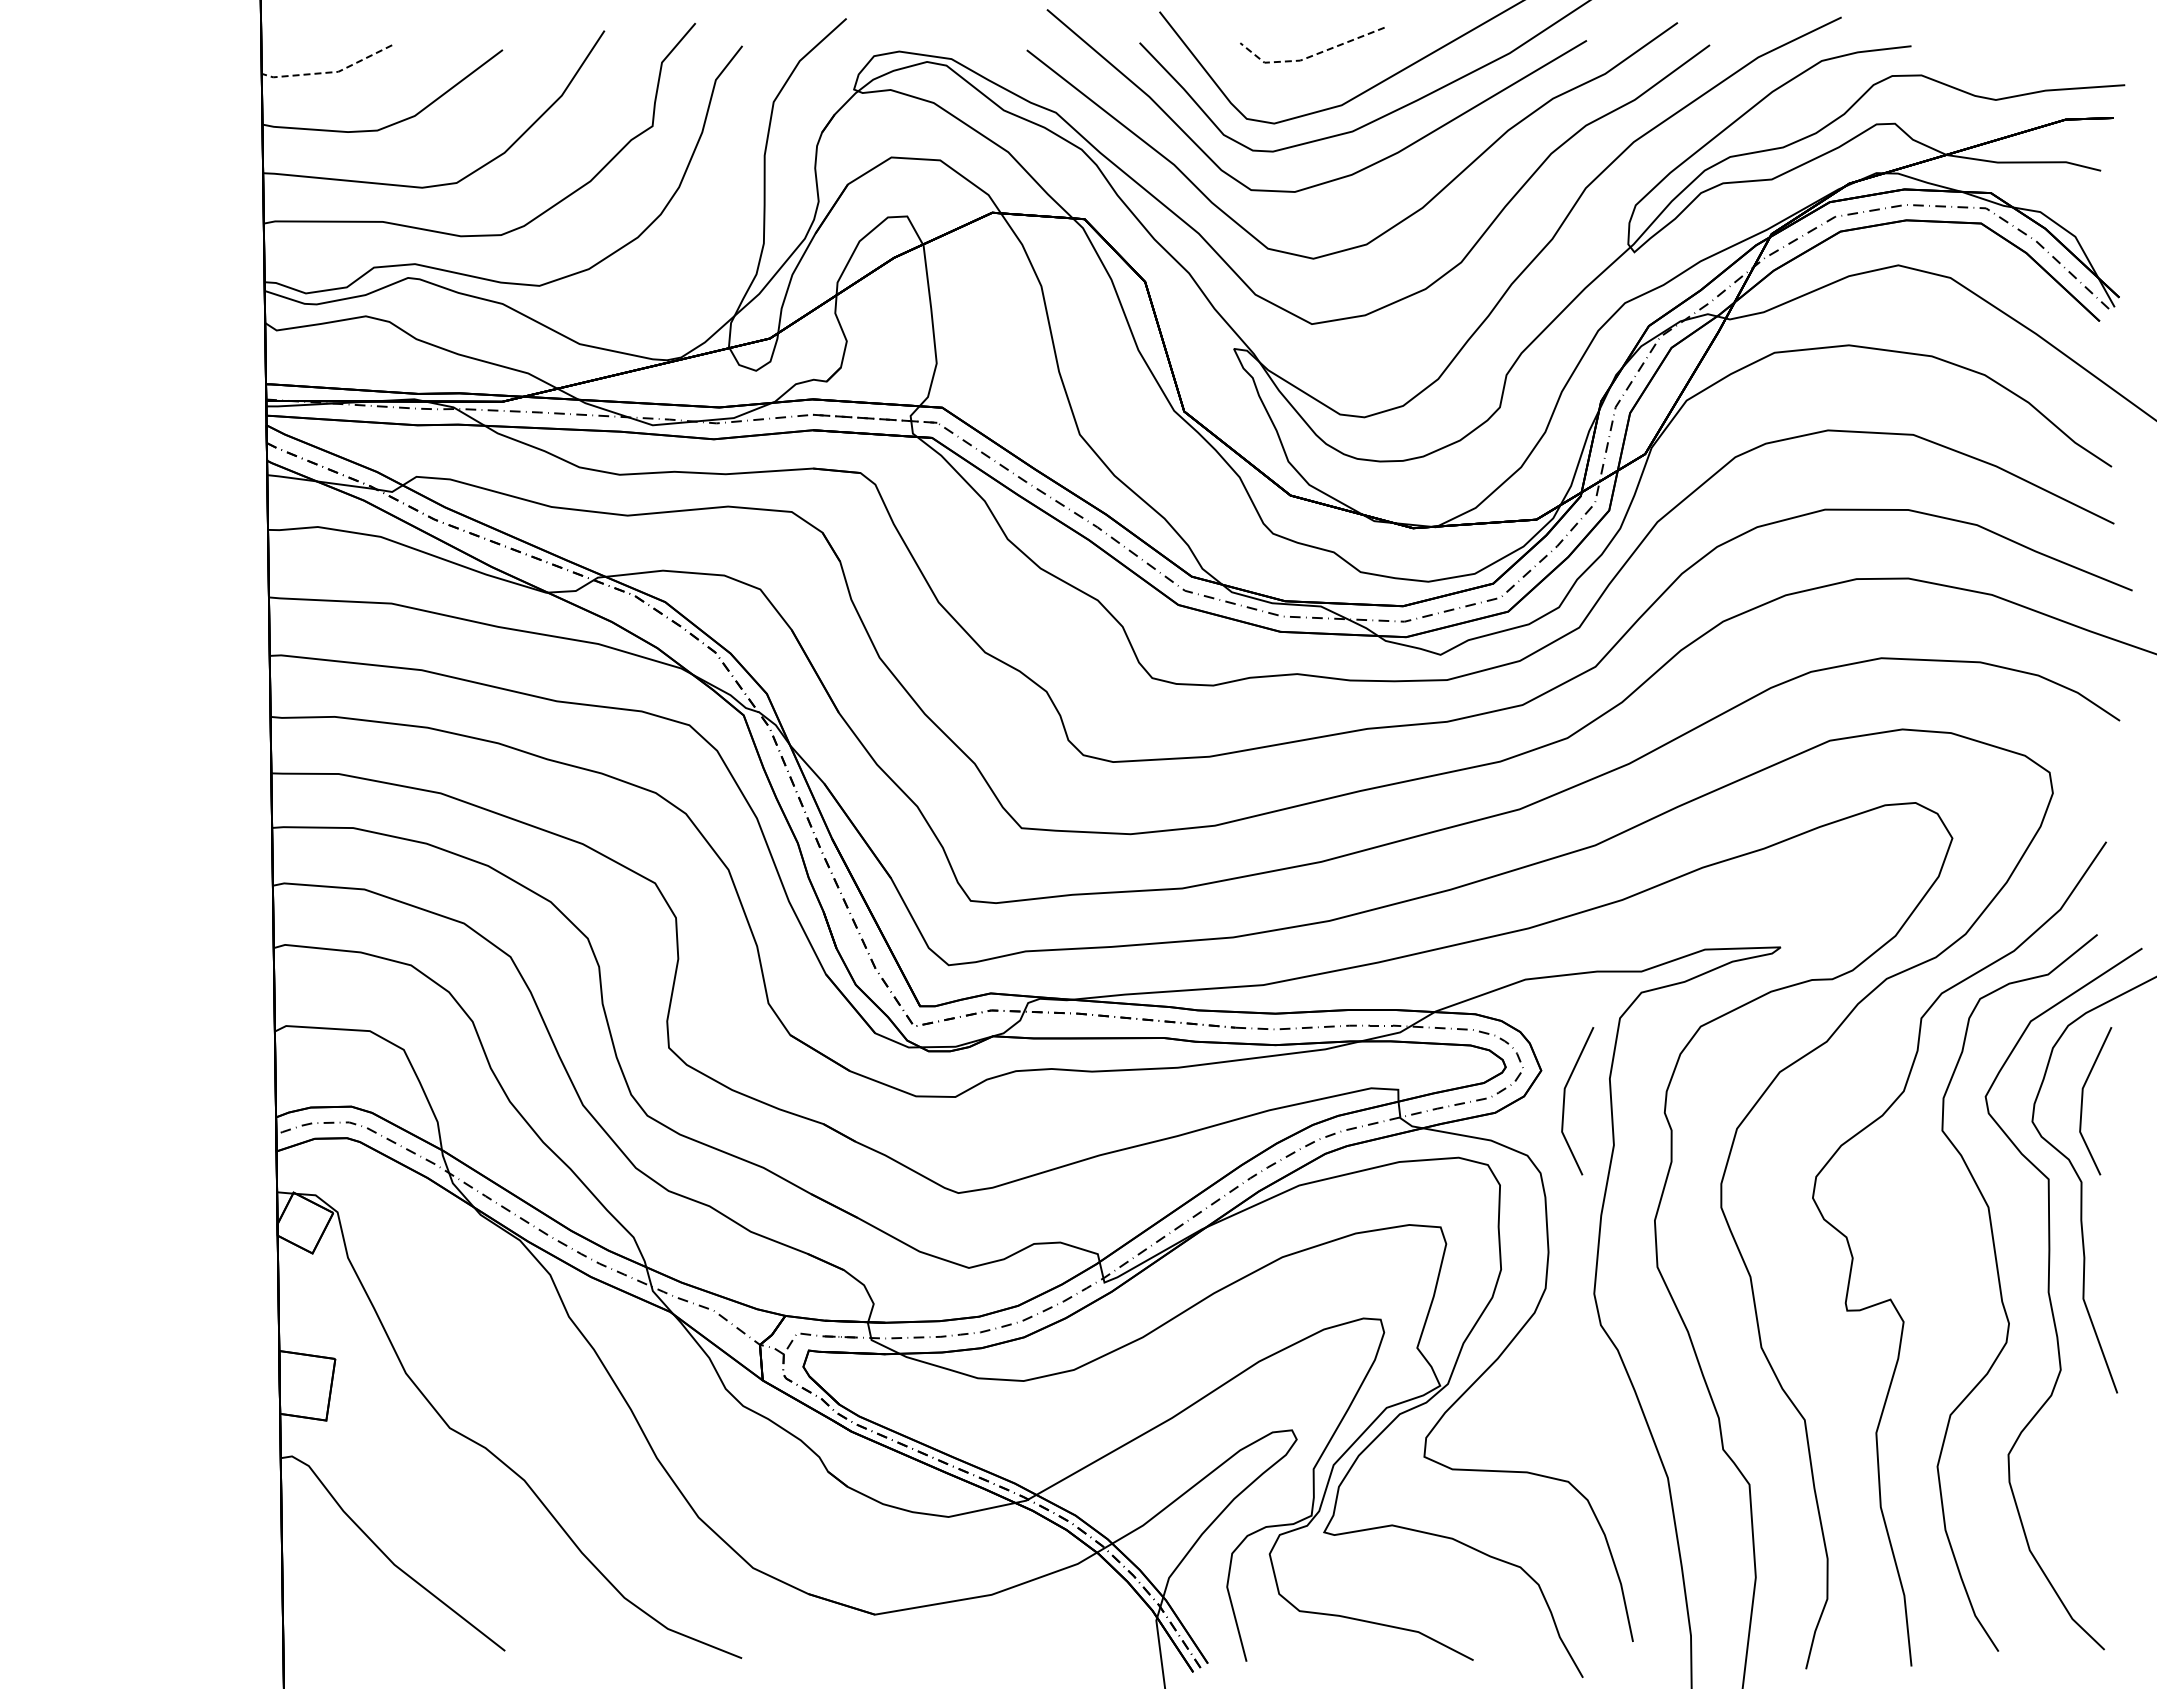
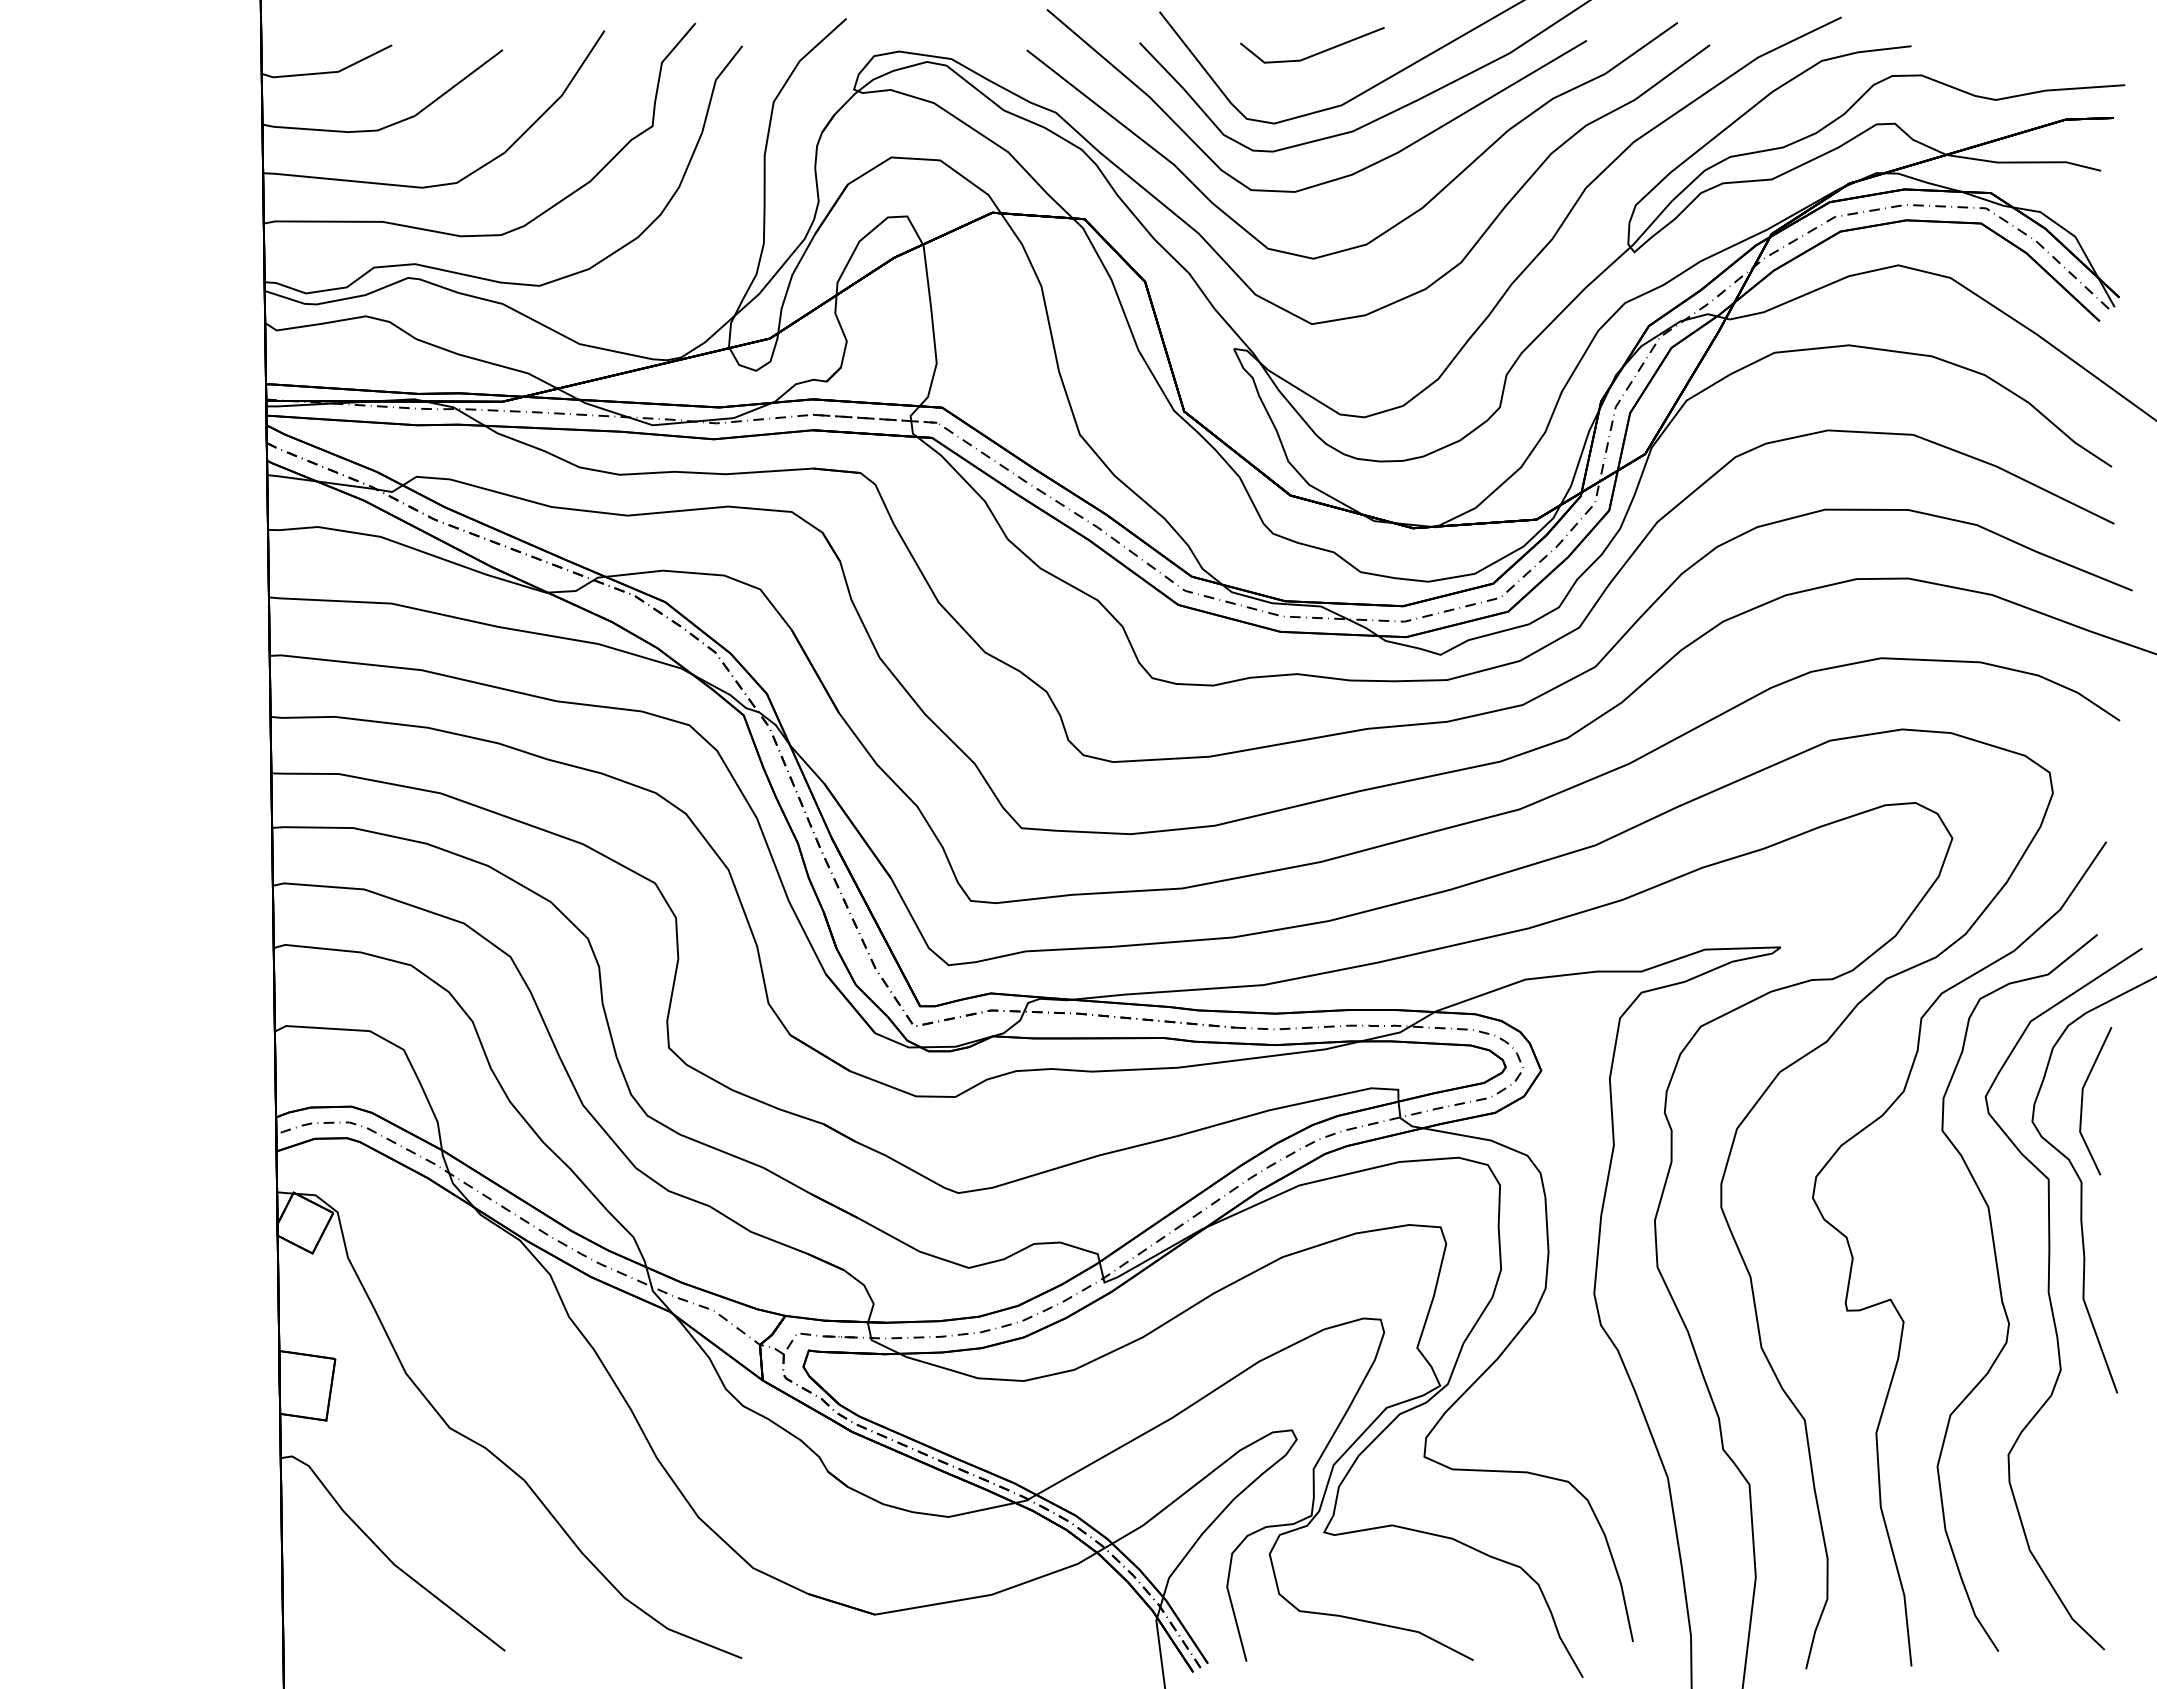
line: dashed -> solid (1309, 57)
line: dashed -> solid (329, 72)
line: present -> none (1565, 1097)
